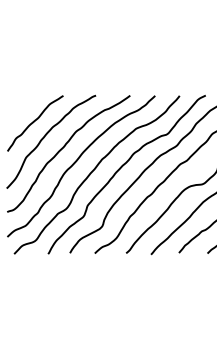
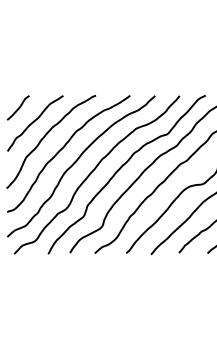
curve: none -> present (18, 107)
